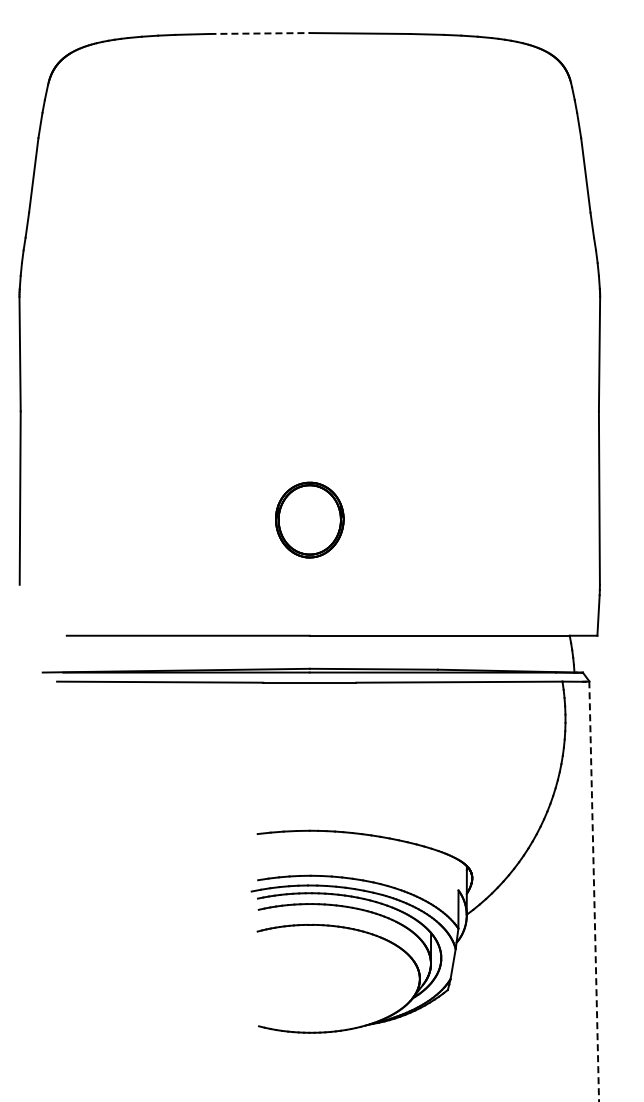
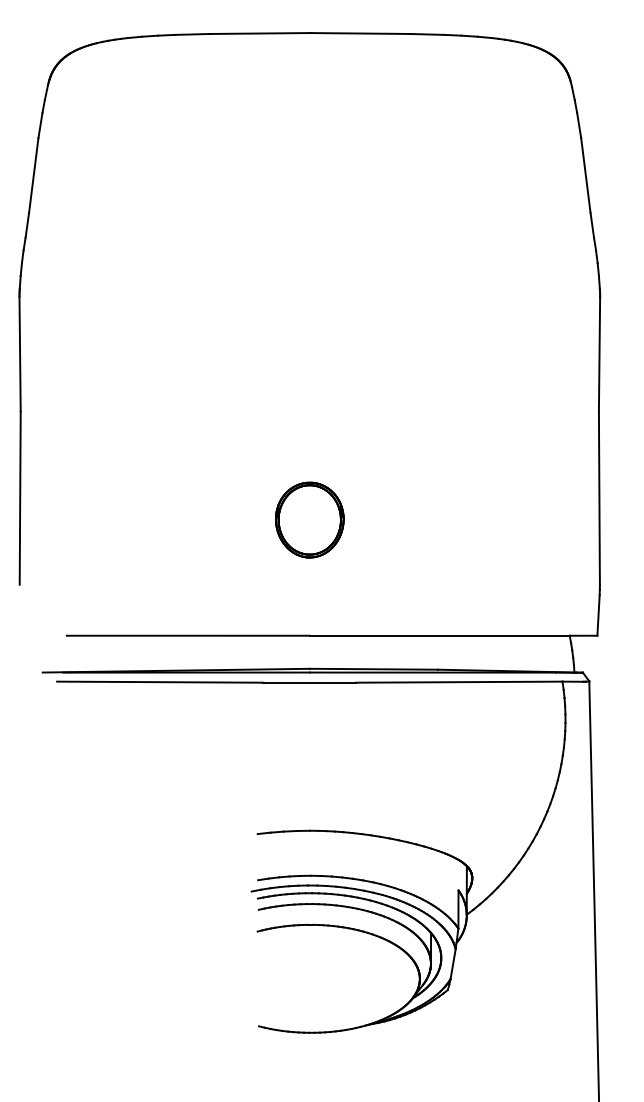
line: dashed -> solid (260, 33)
line: dashed -> solid (594, 891)
